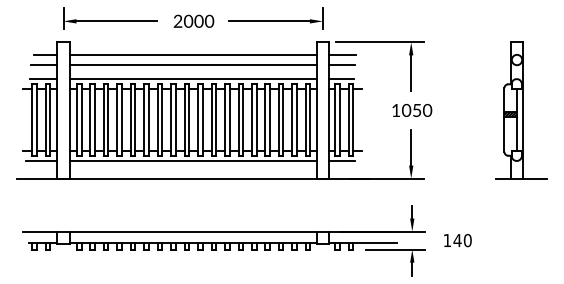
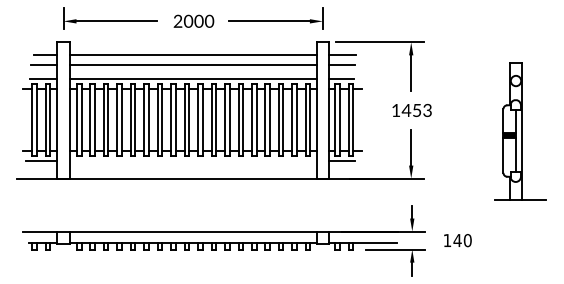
text: 1050 -> 1453 (416, 109)
part position: (521, 110) -> (520, 131) (520, 131)
line: present -> none (192, 161)
